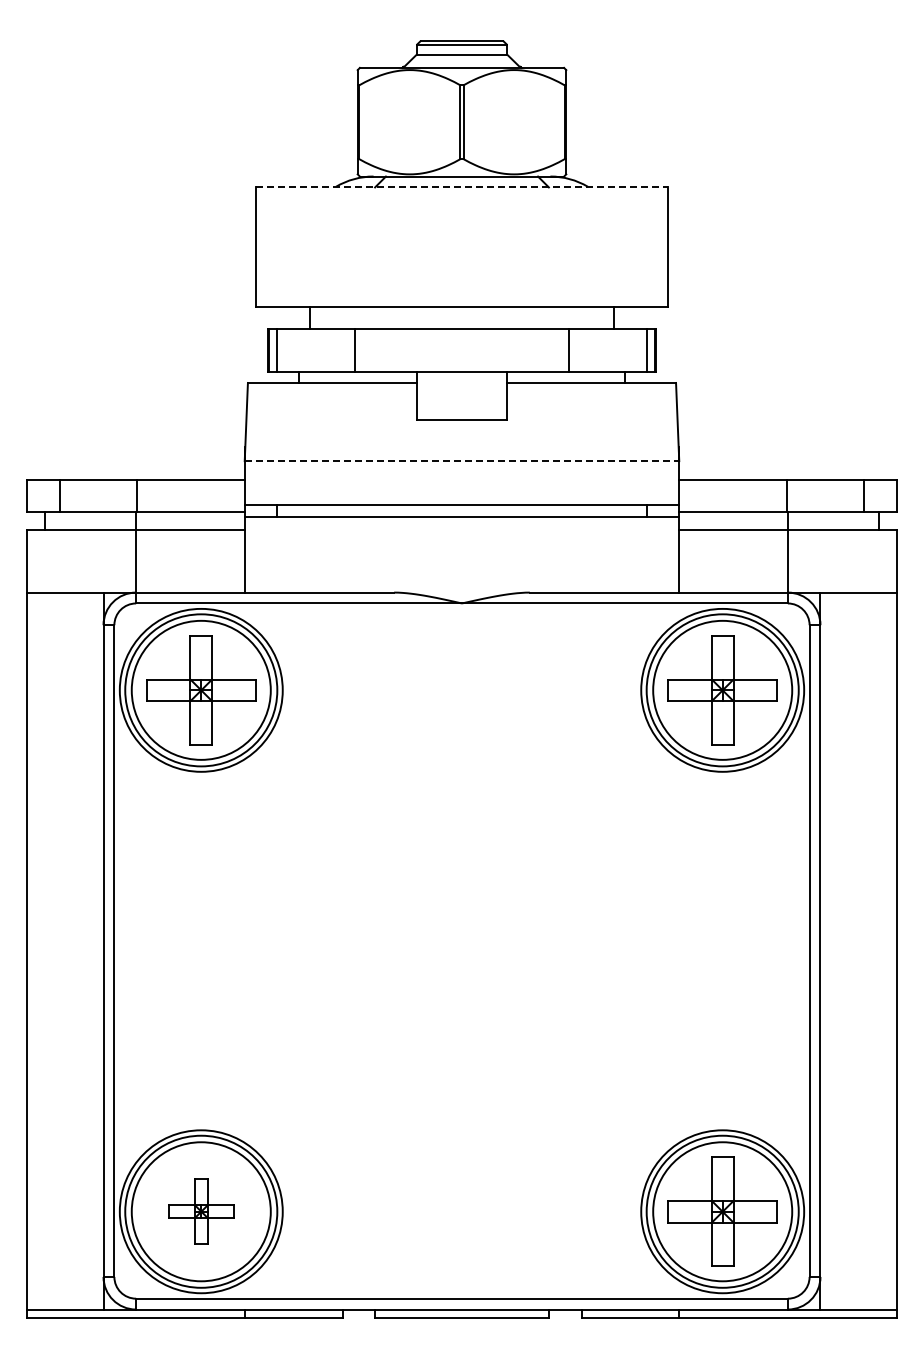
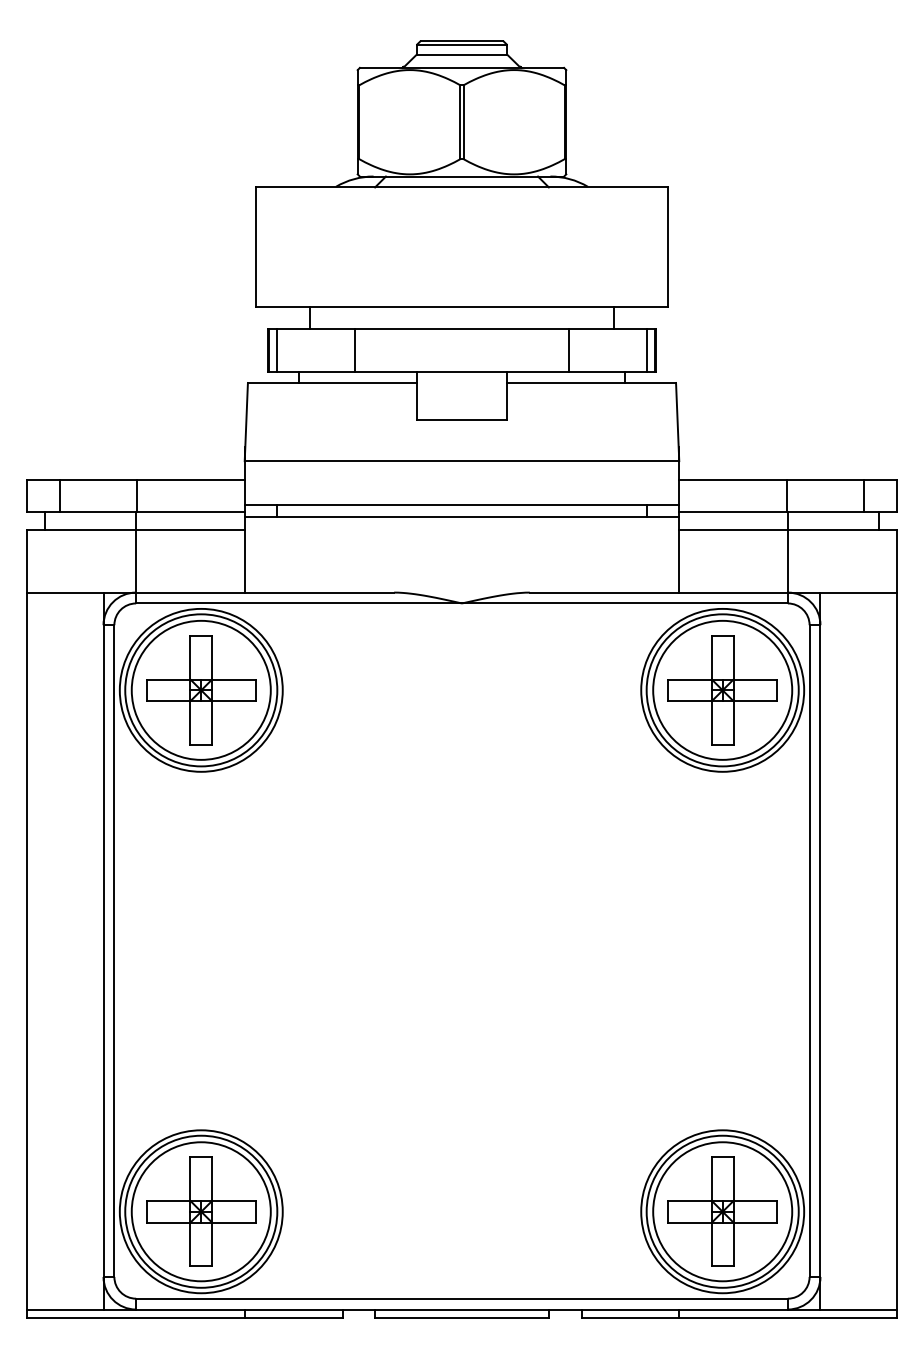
line: dashed -> solid (462, 187)
line: dashed -> solid (462, 461)
part size: 67x67 px -> 111x111 px (201, 1211)
